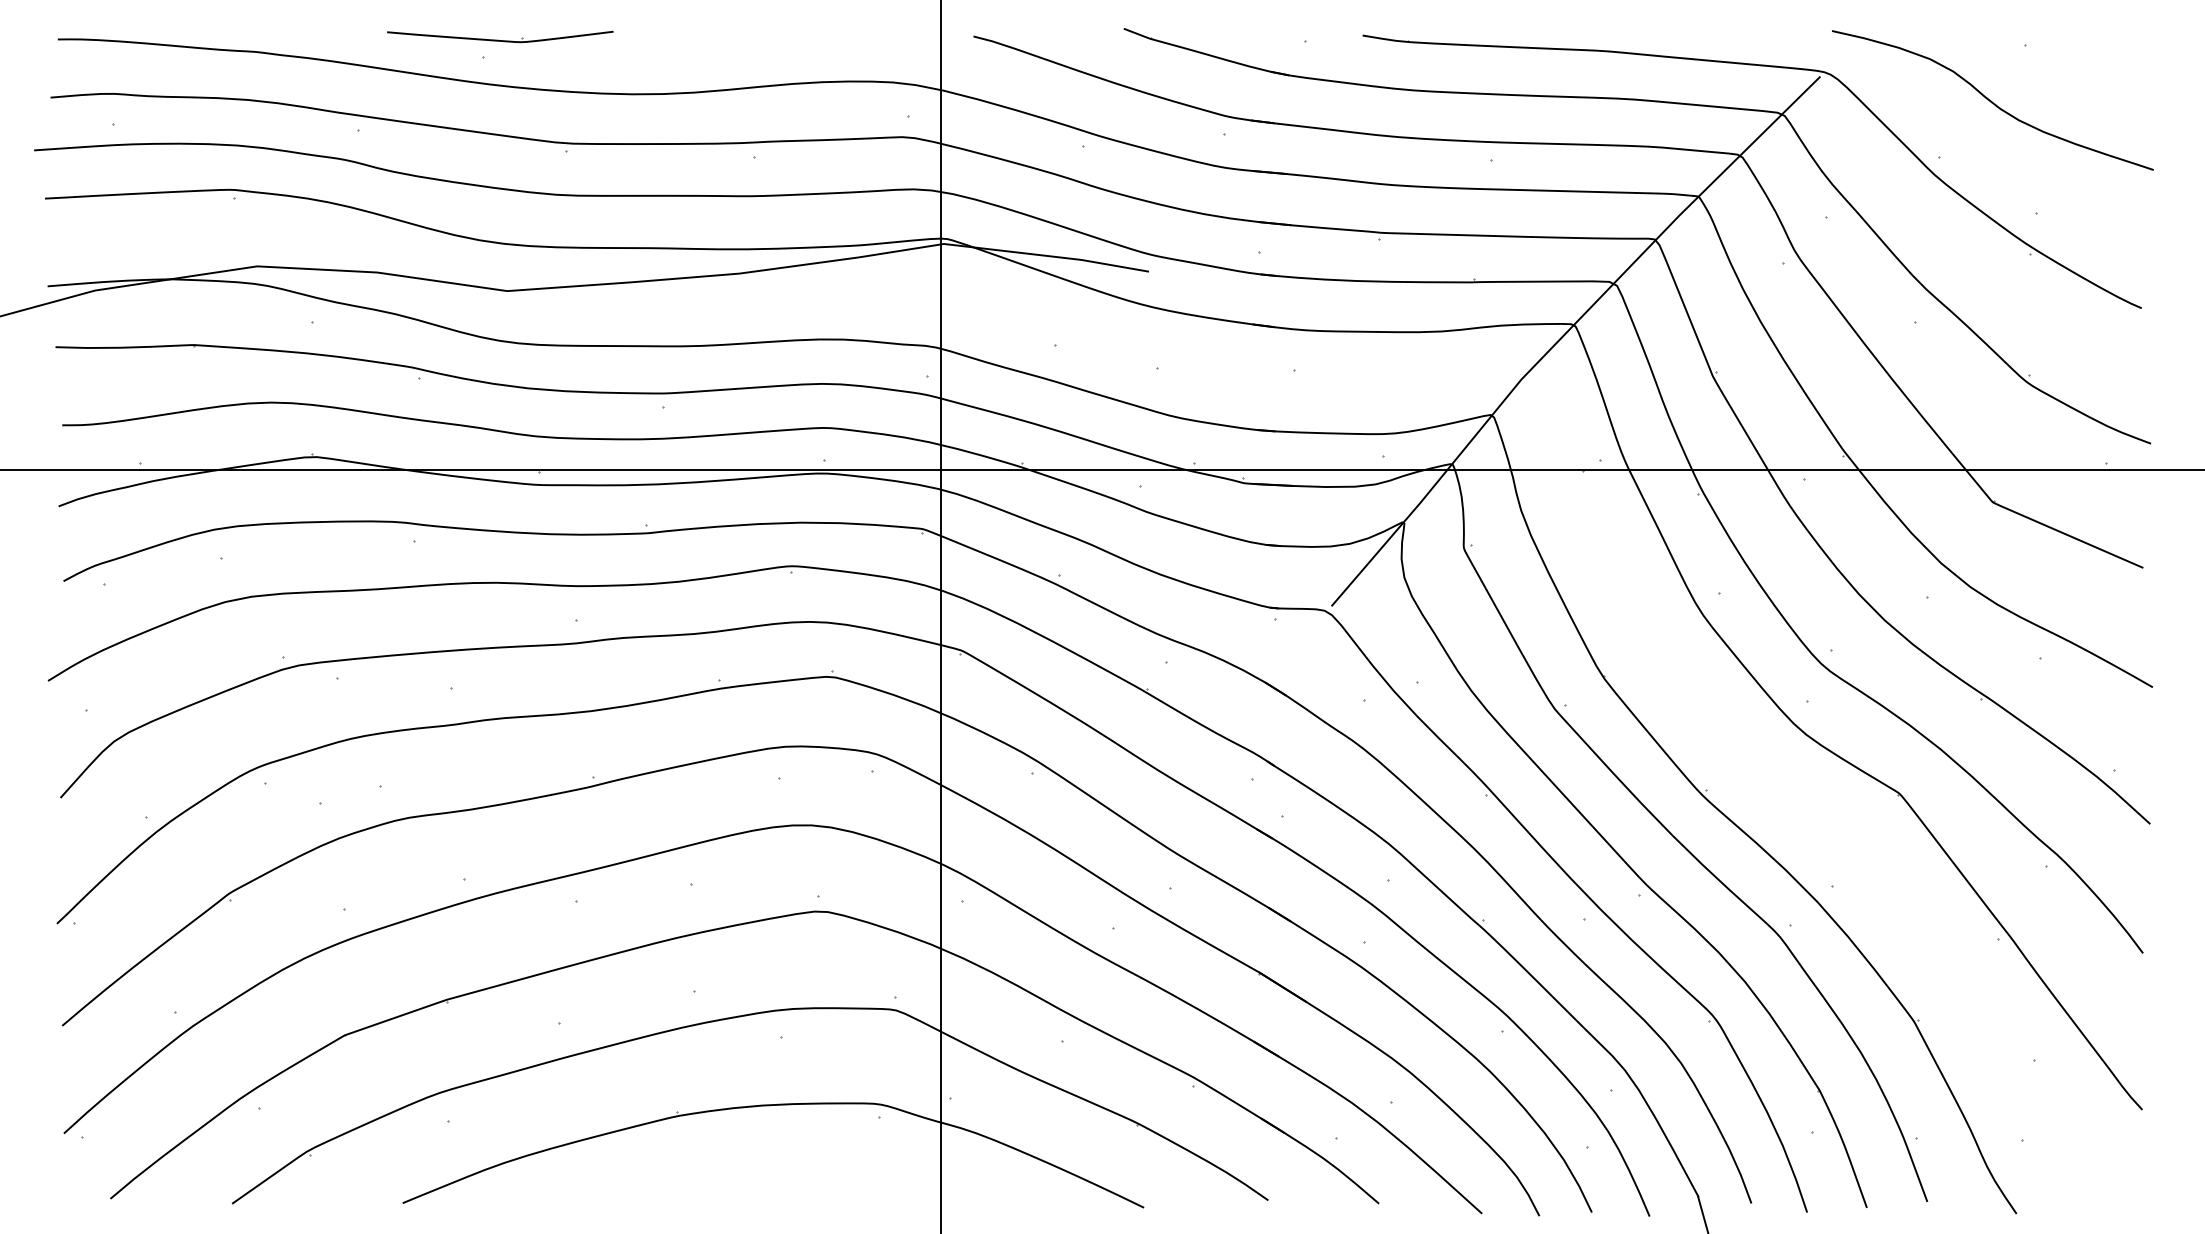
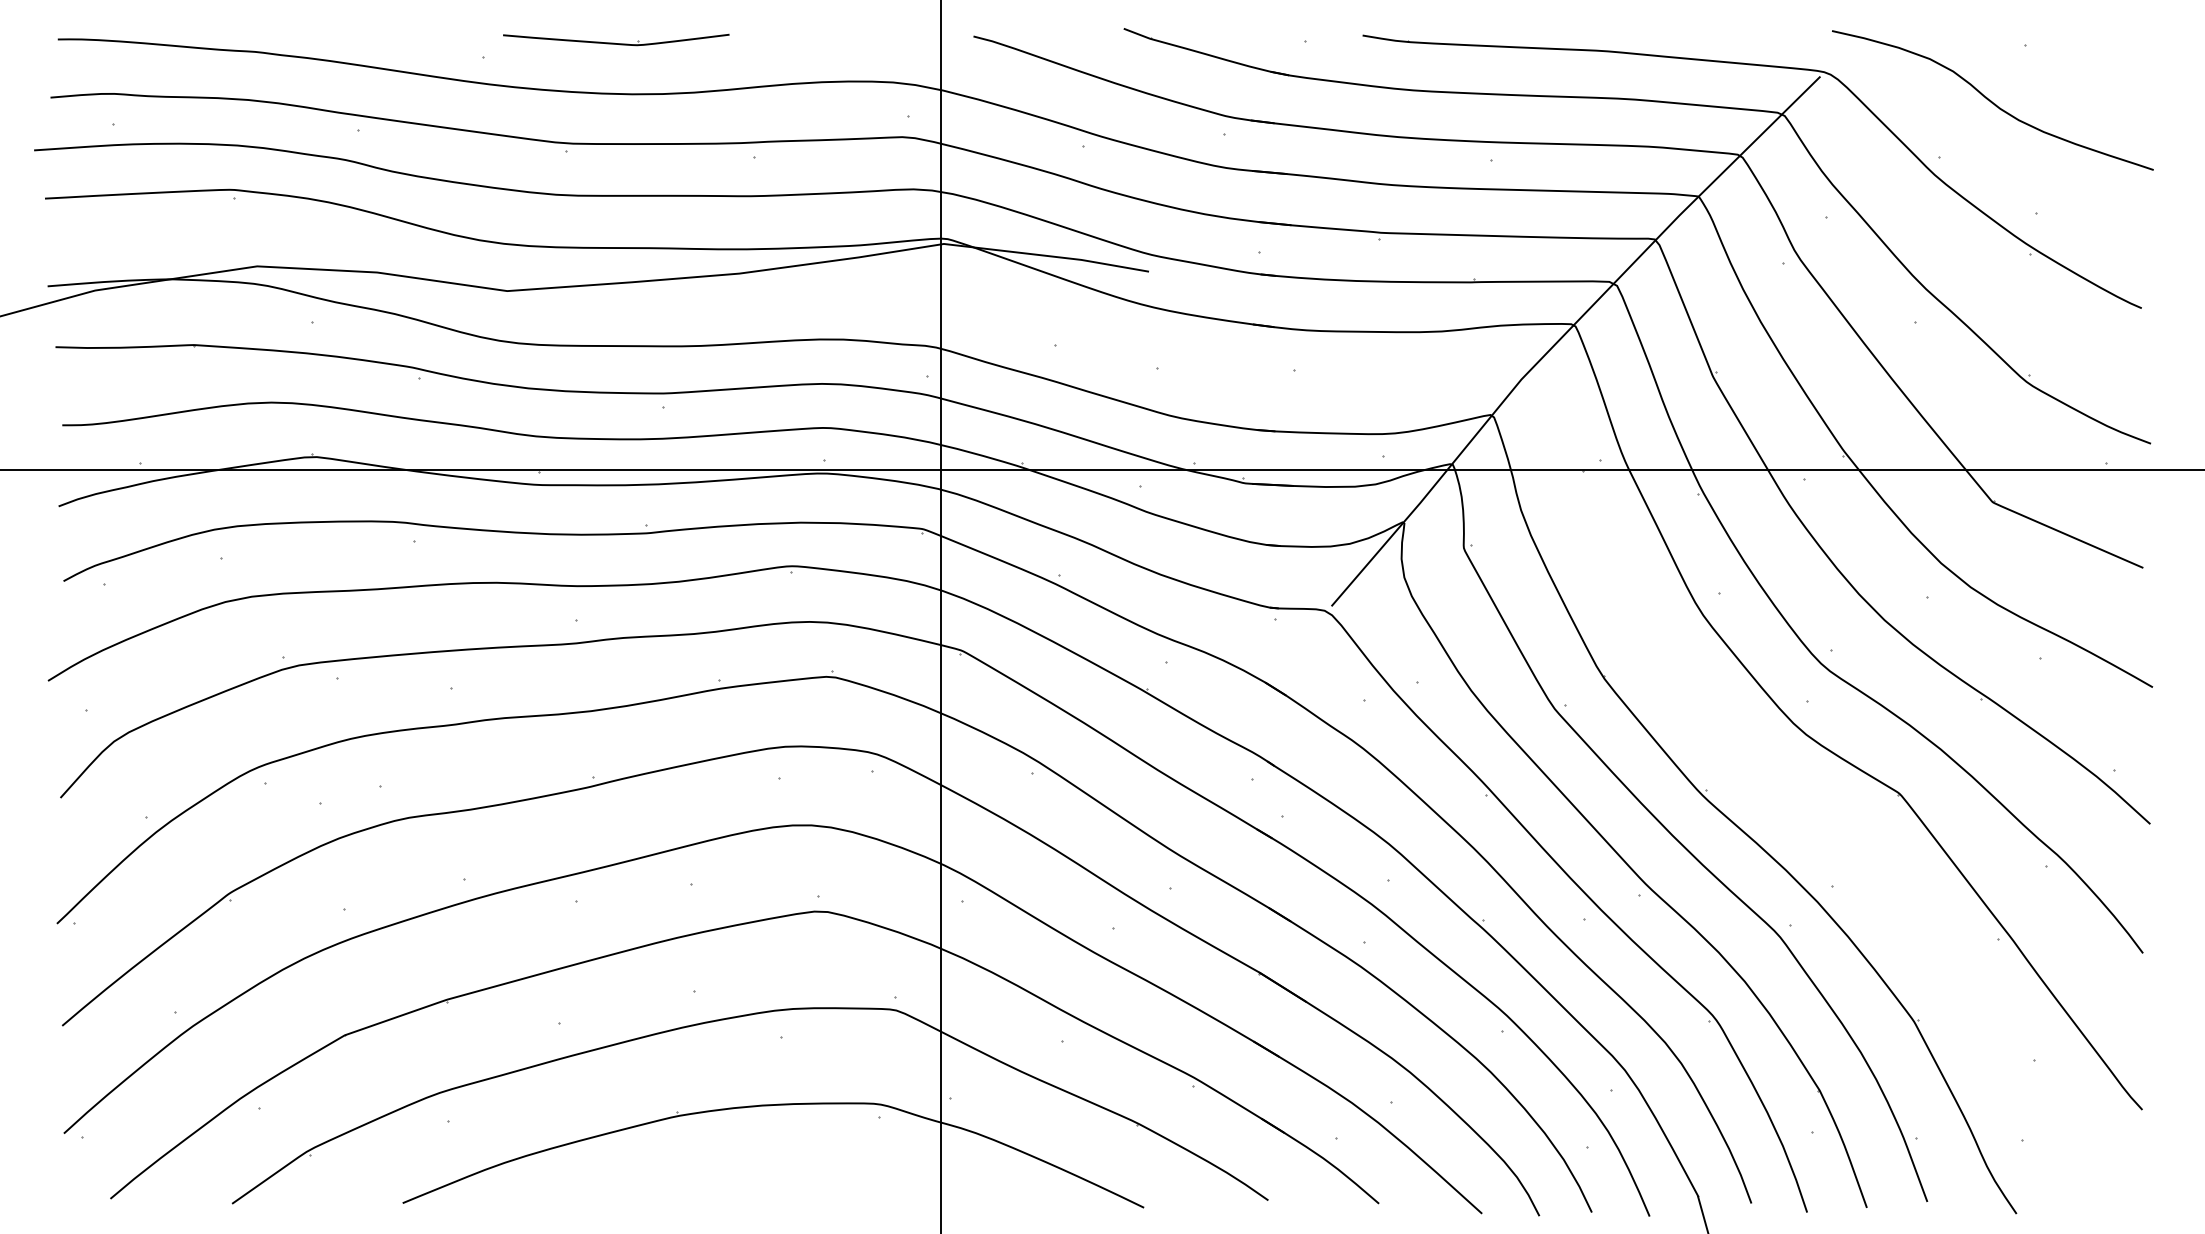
part position: (500, 36) -> (616, 39) (616, 39)
